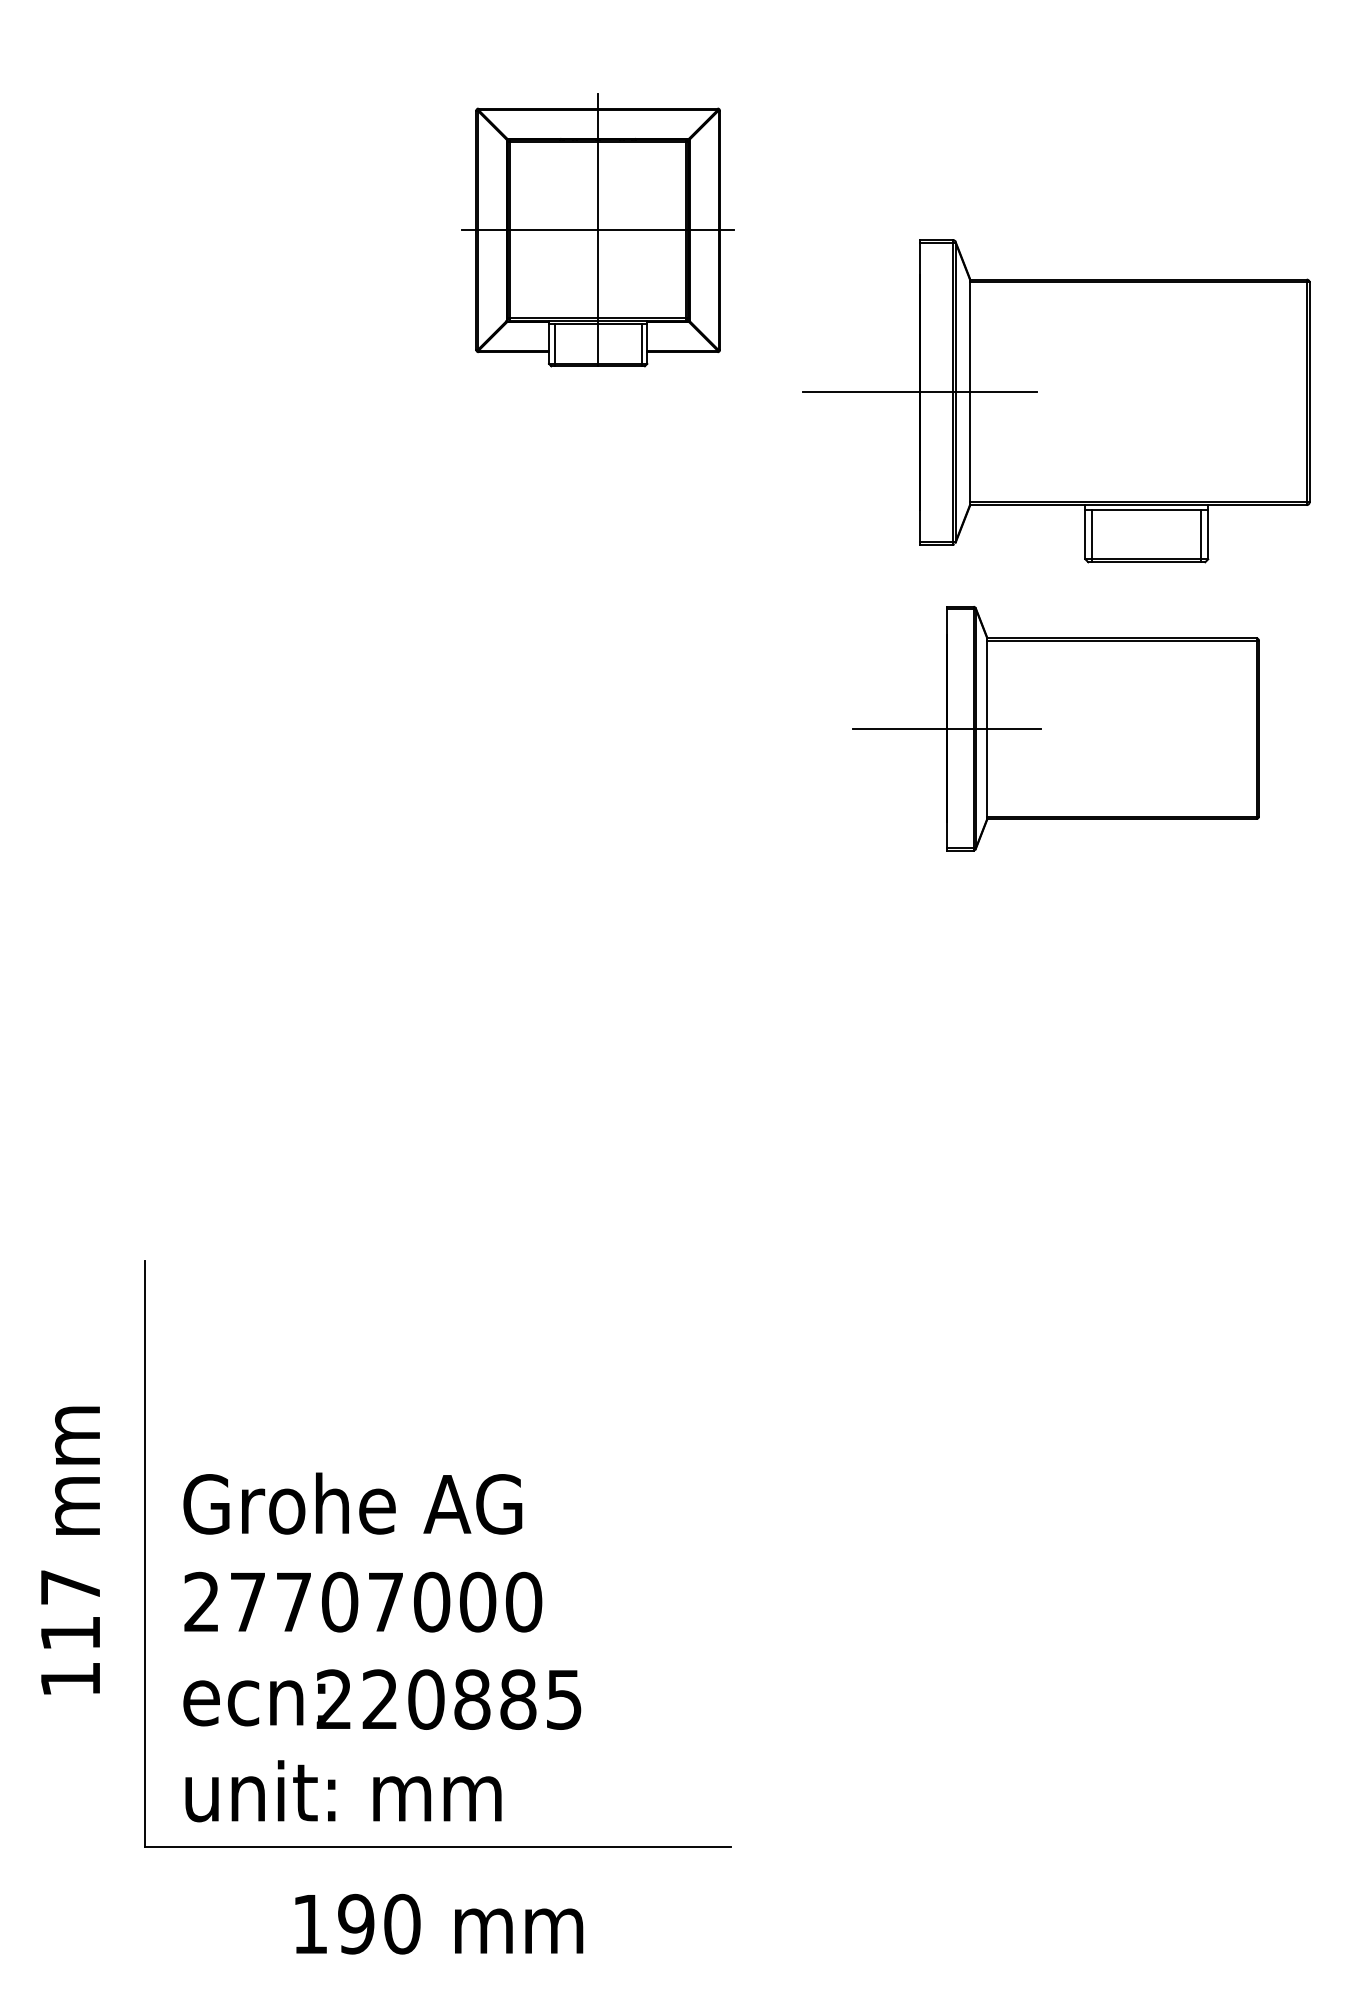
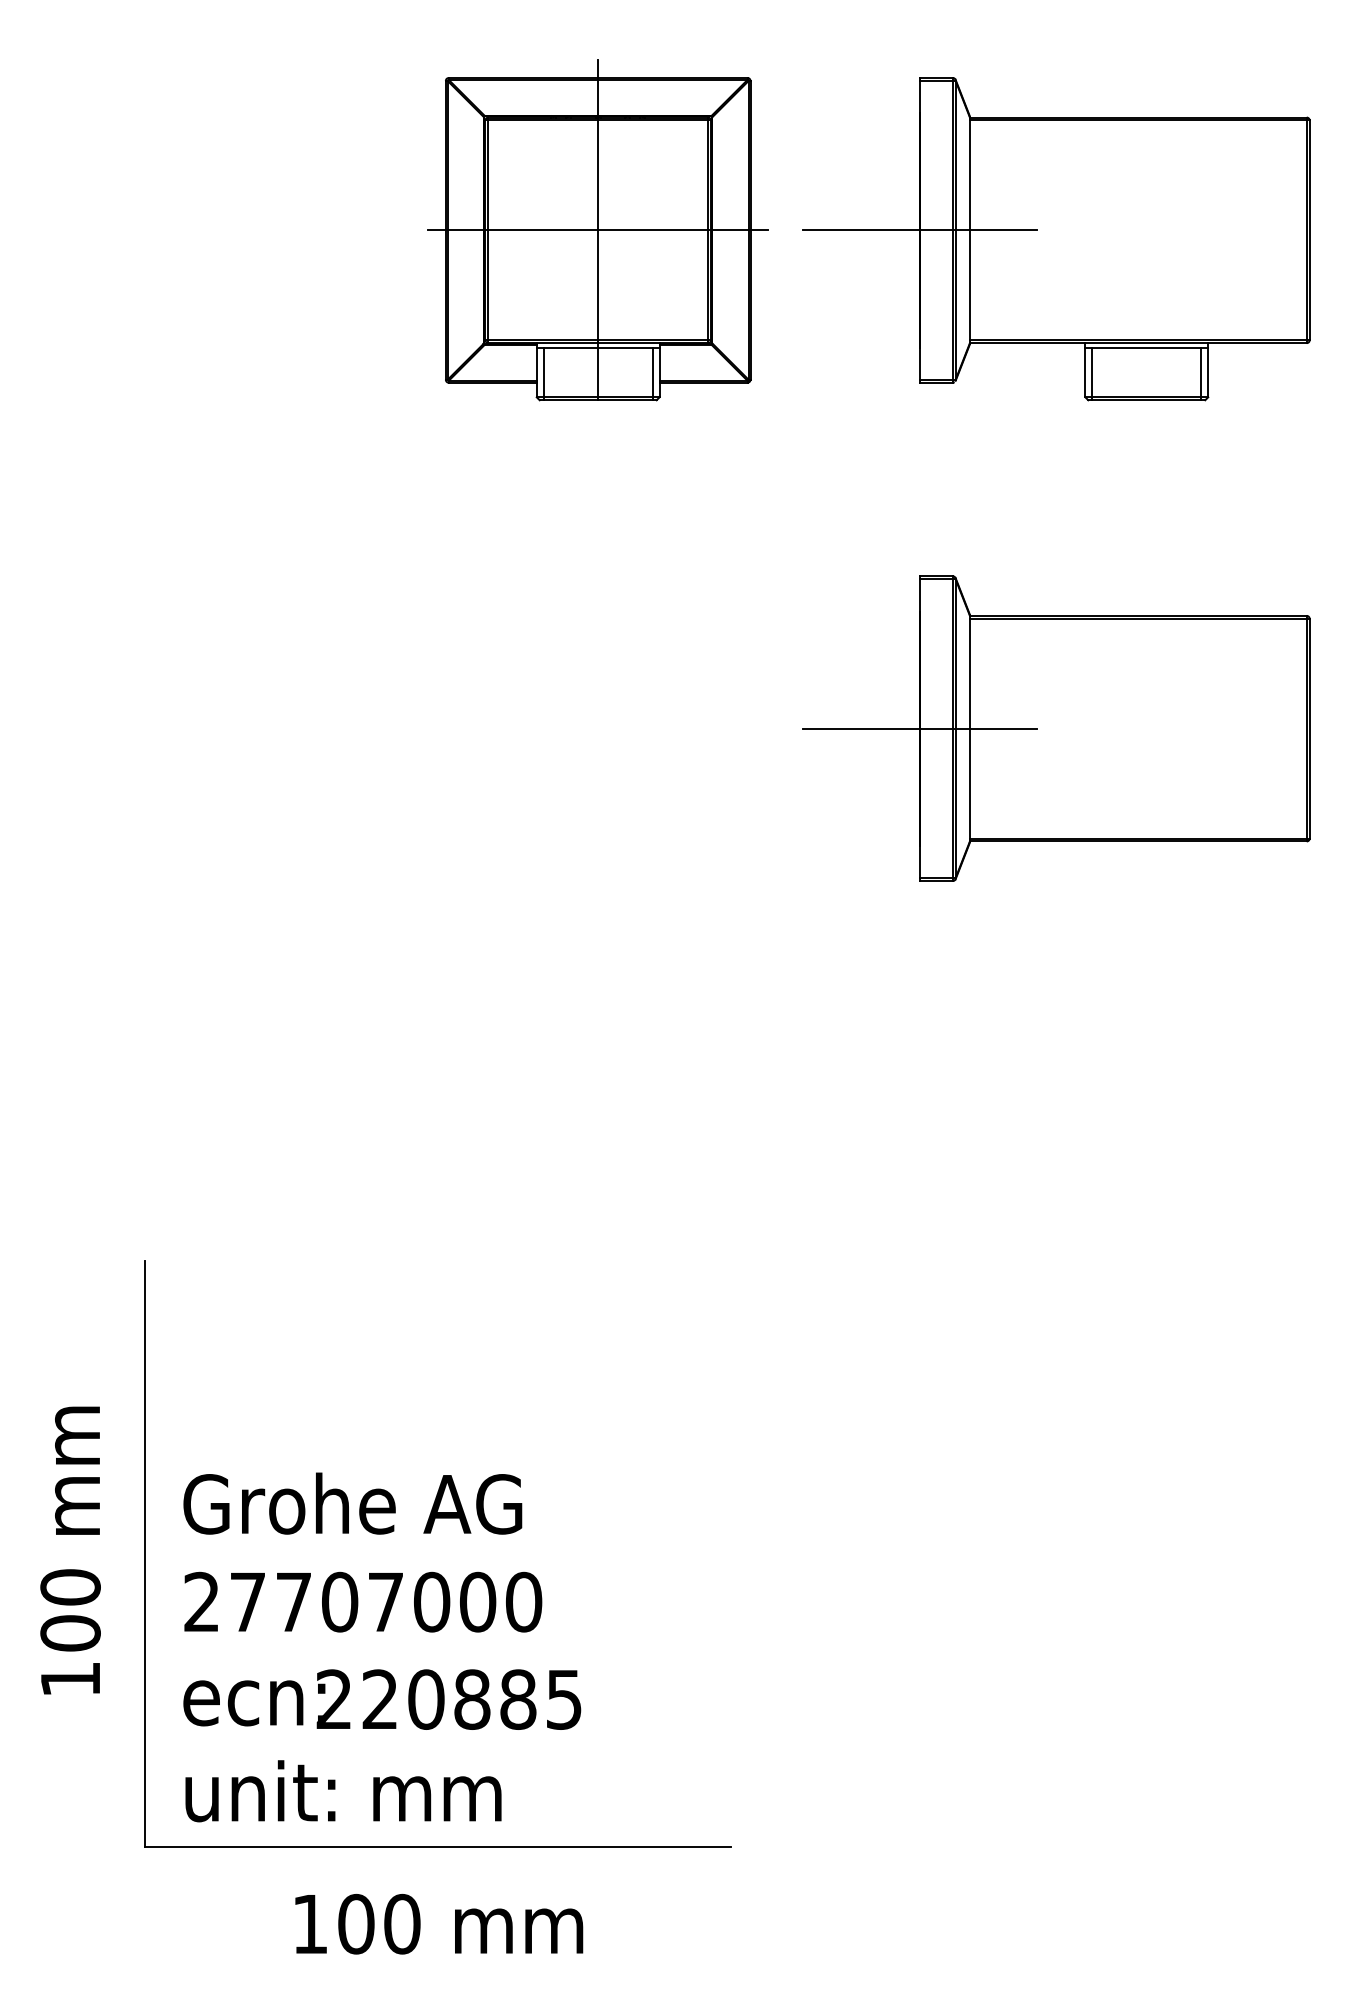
part size: 274x275 px -> 342x343 px (597, 230)
part position: (1056, 401) -> (1056, 239) (1056, 239)
part size: 408x246 px -> 509x307 px (1056, 728)
text: 117 -> 100 (70, 1610)
text: 190 -> 100 (356, 1924)
